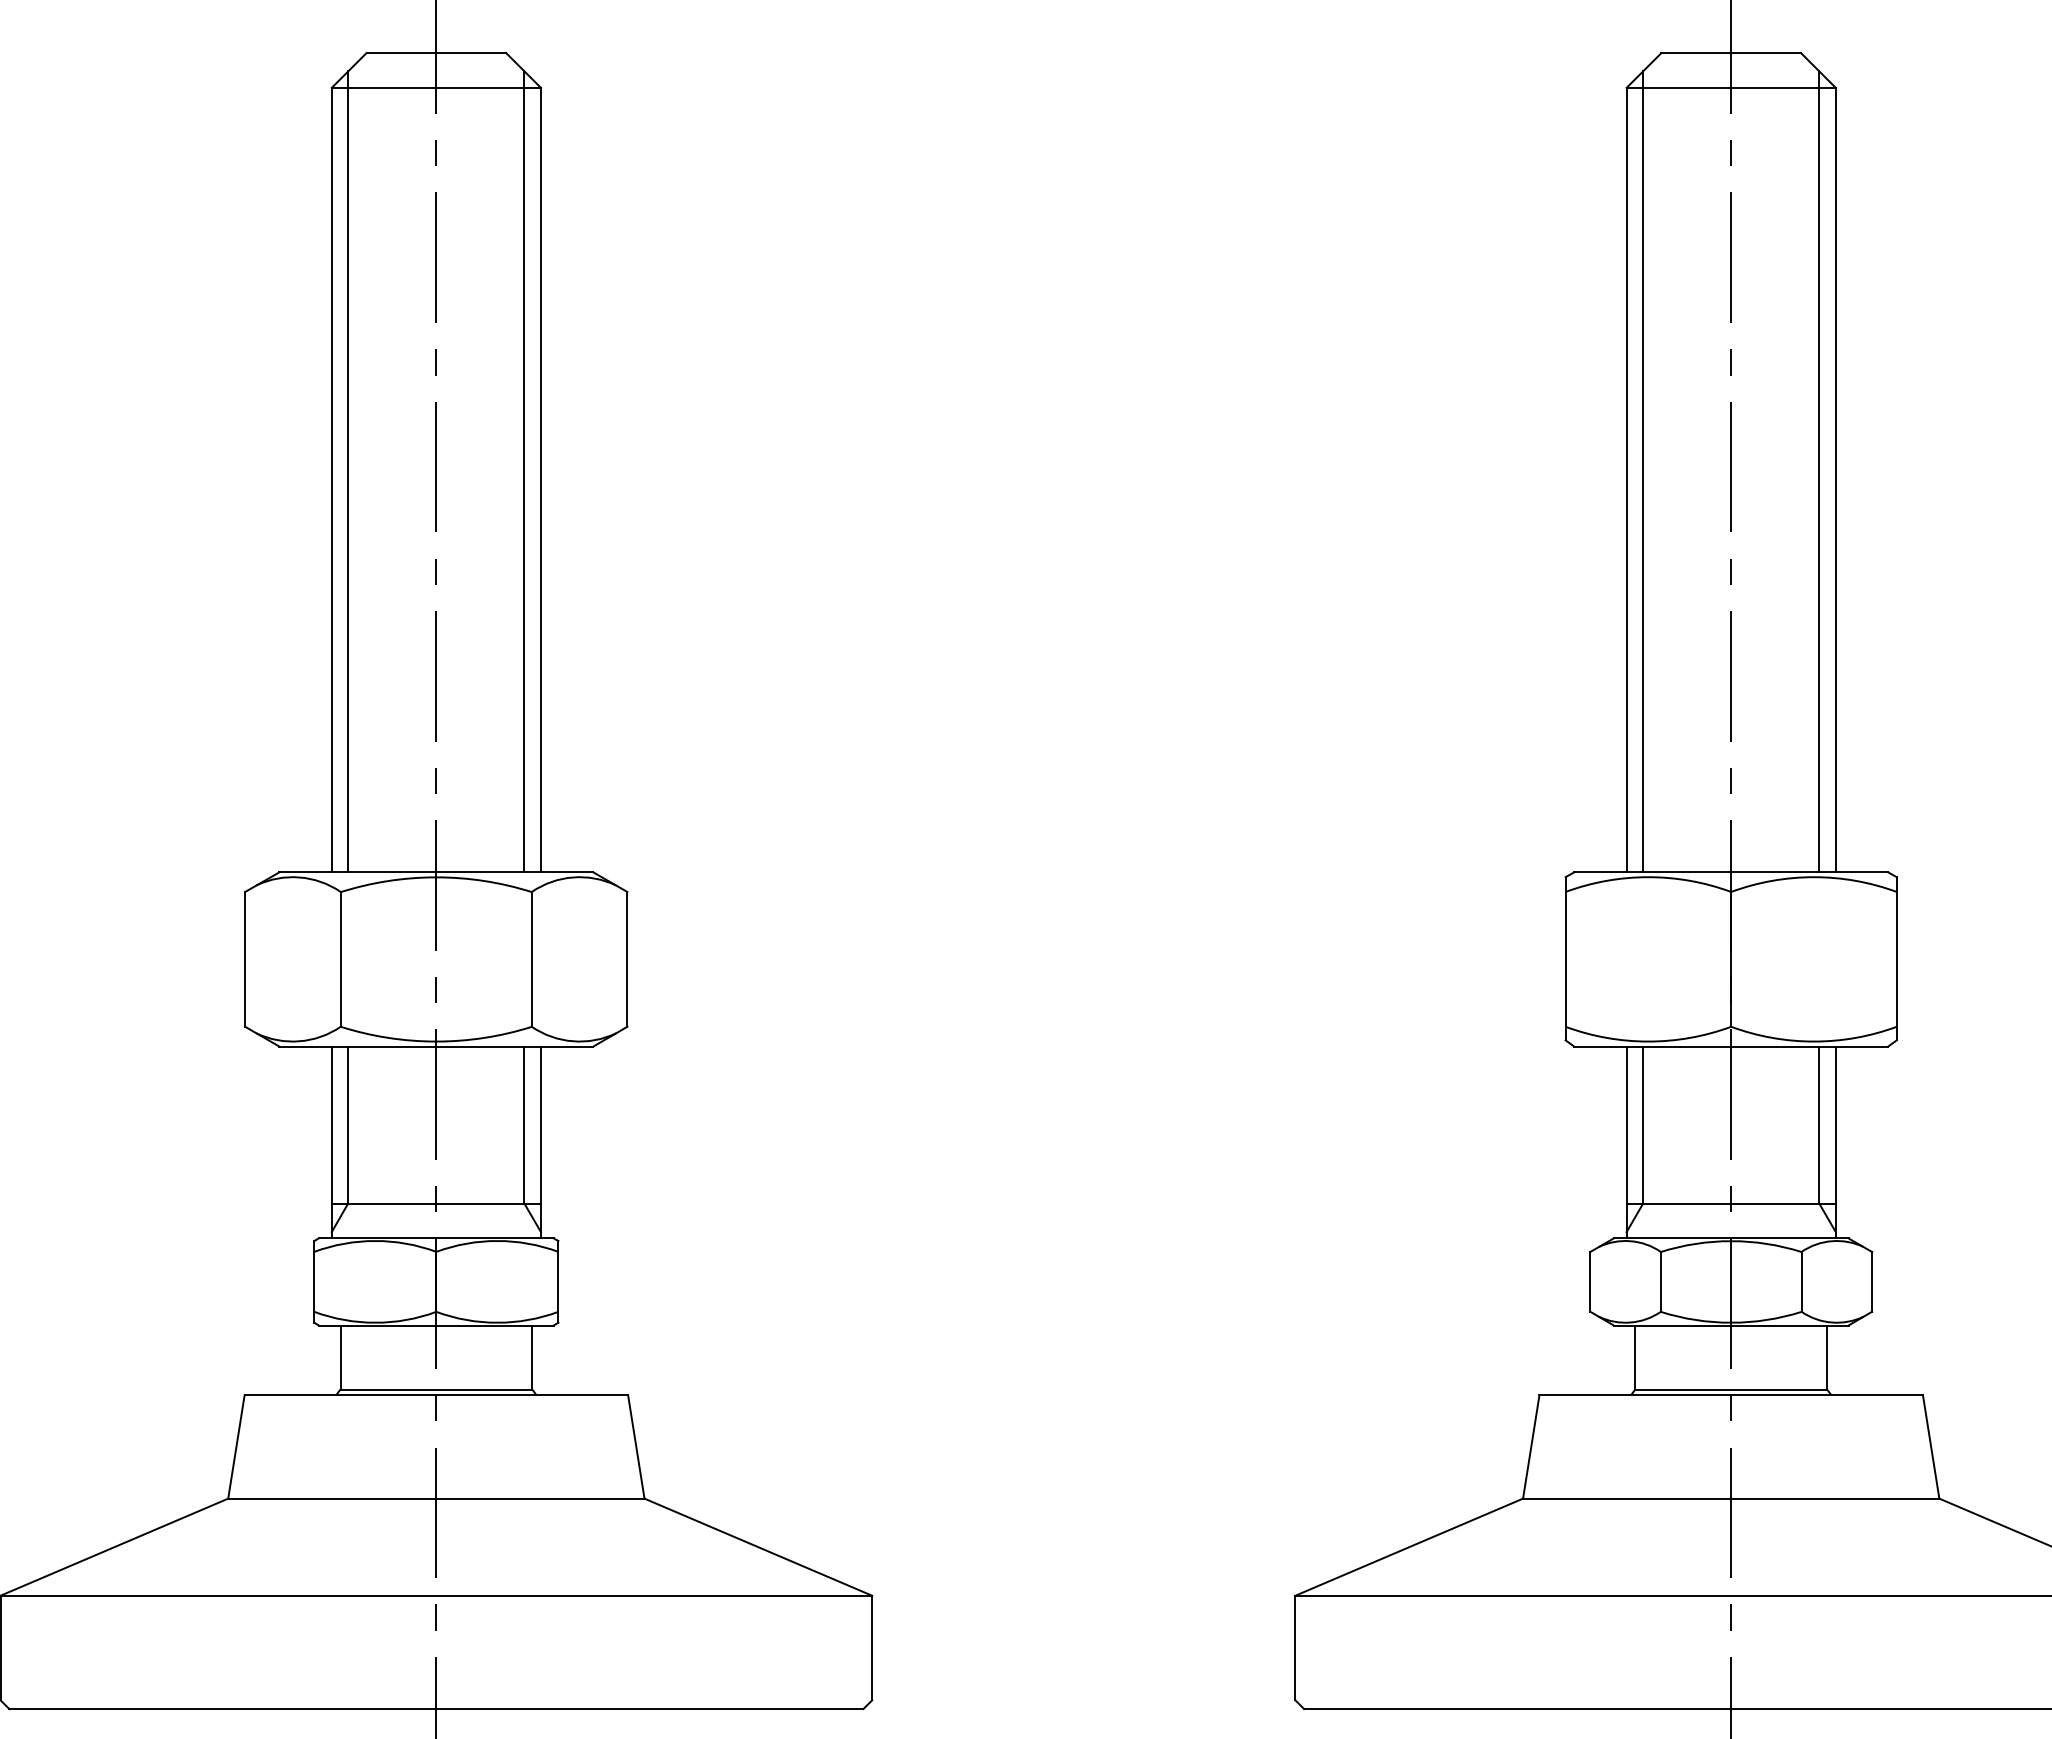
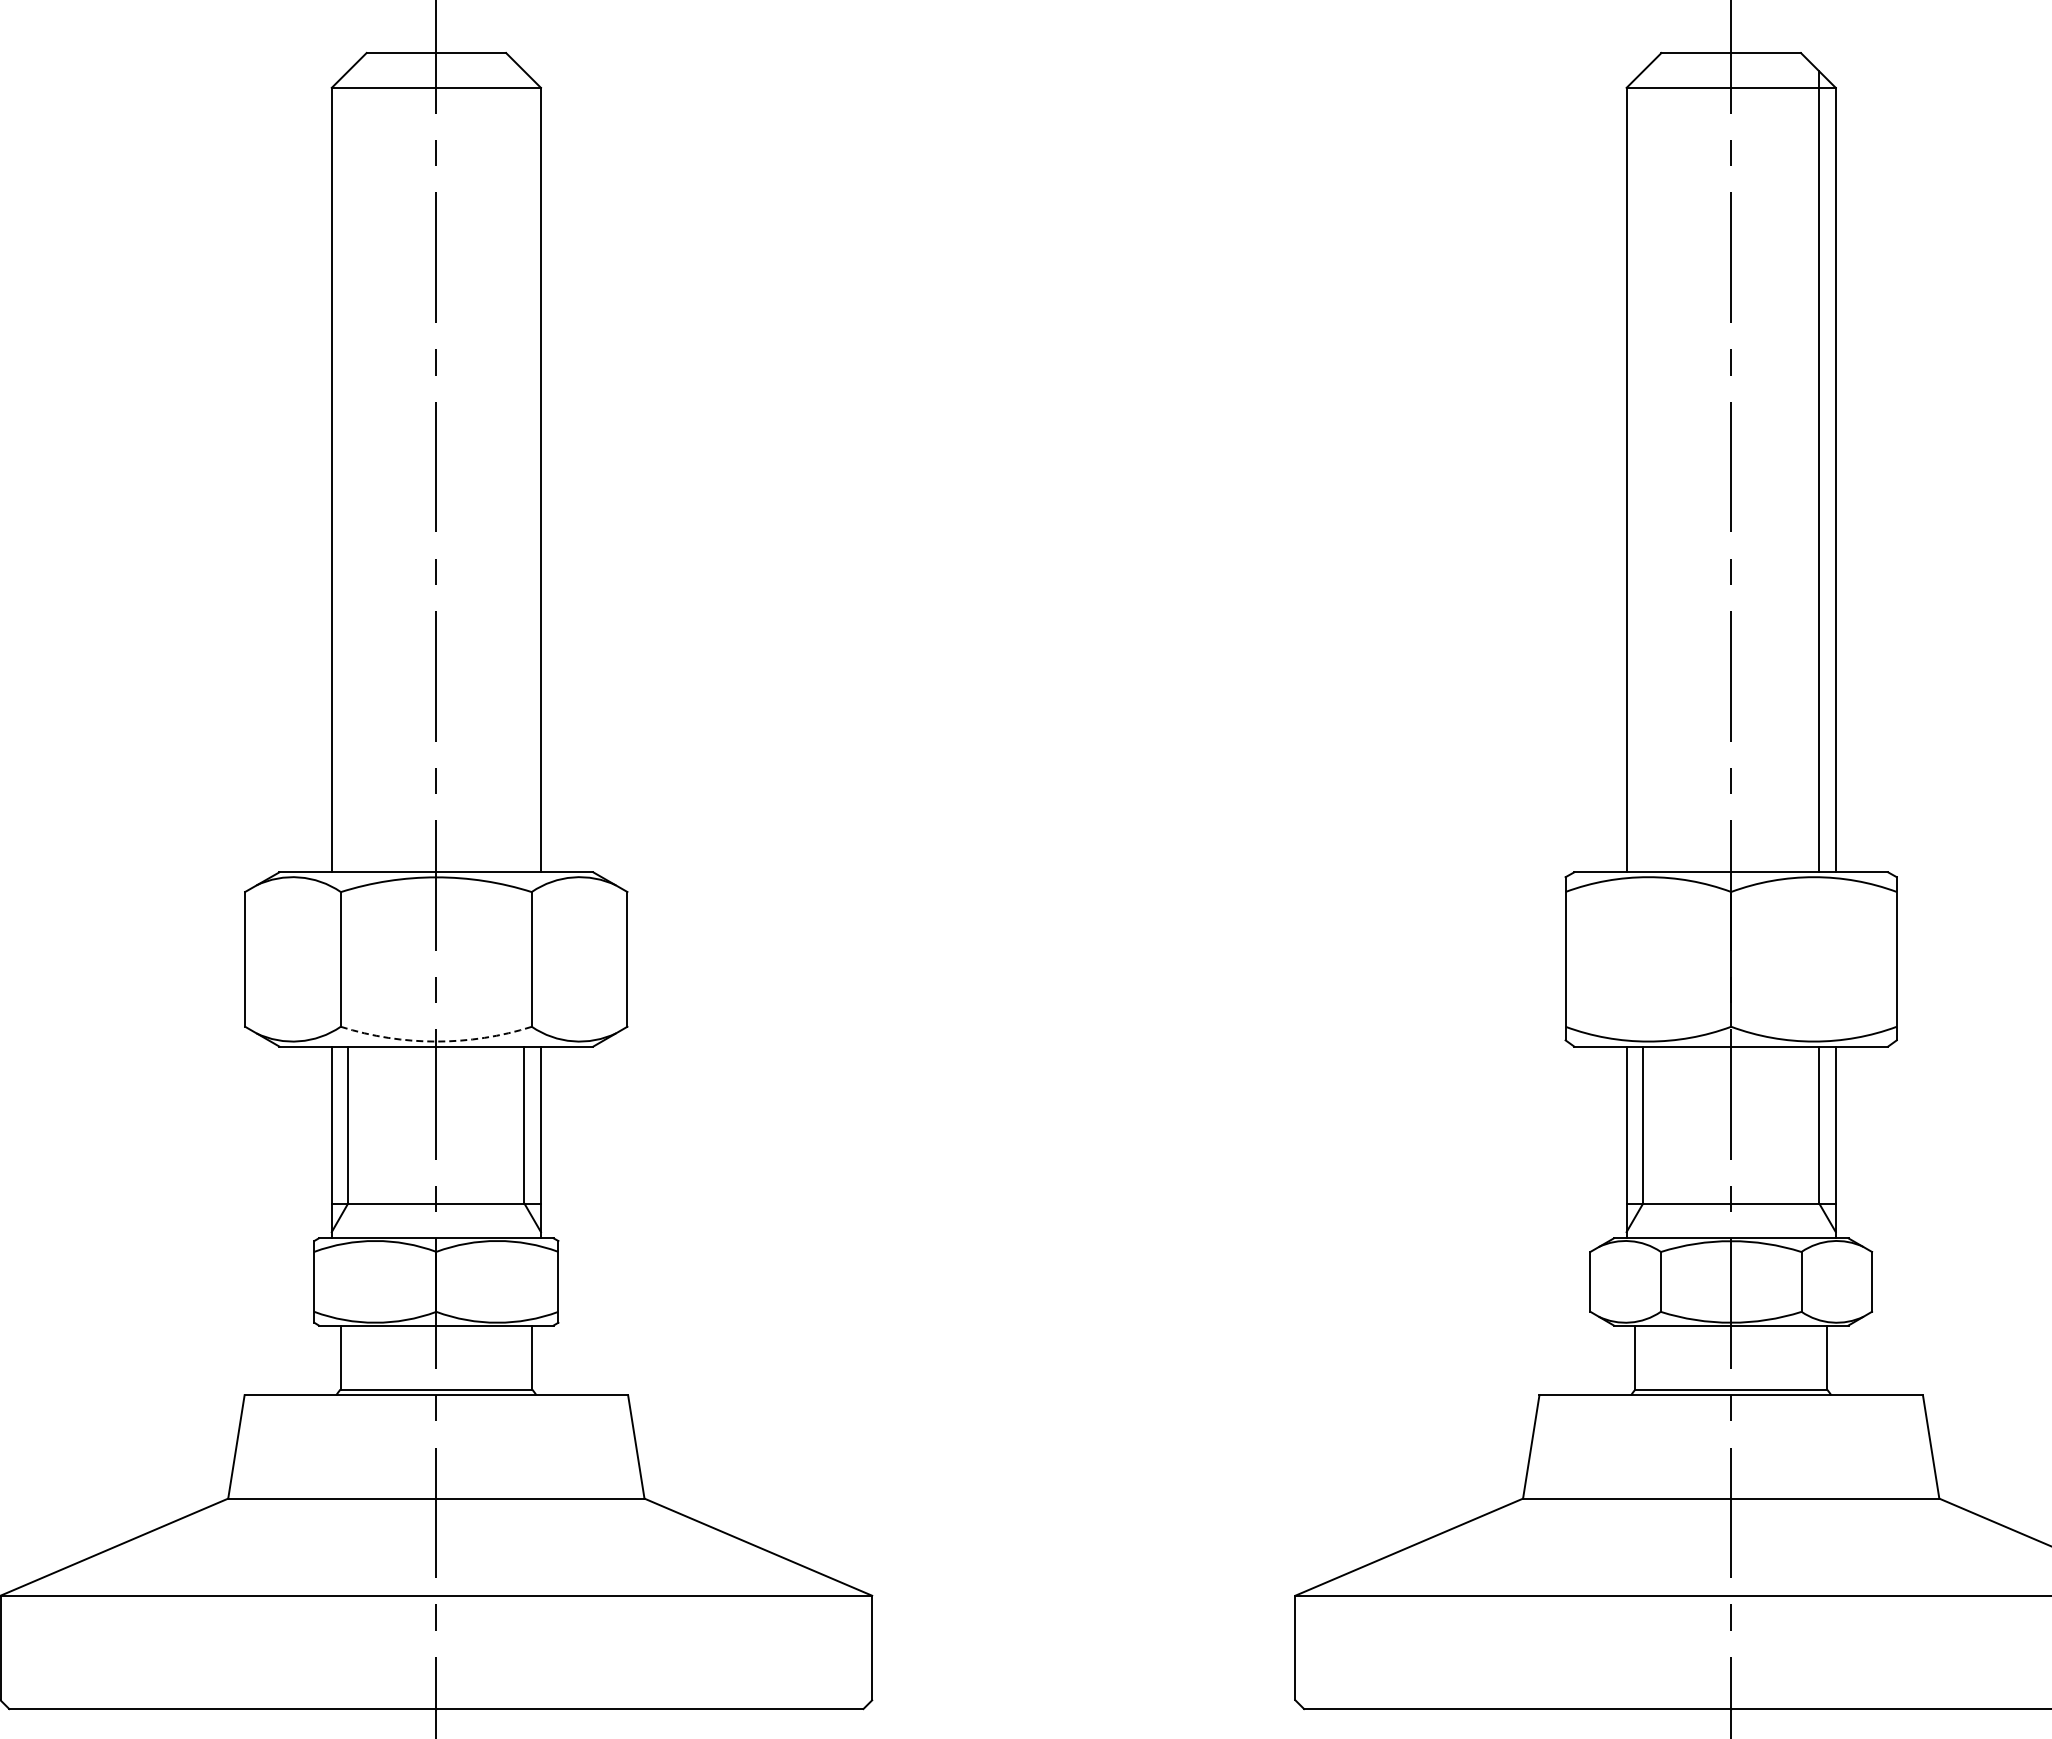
line: present -> none (348, 471)
line: present -> none (524, 471)
line: present -> none (1643, 471)
arc: solid -> dashed (436, 1041)
